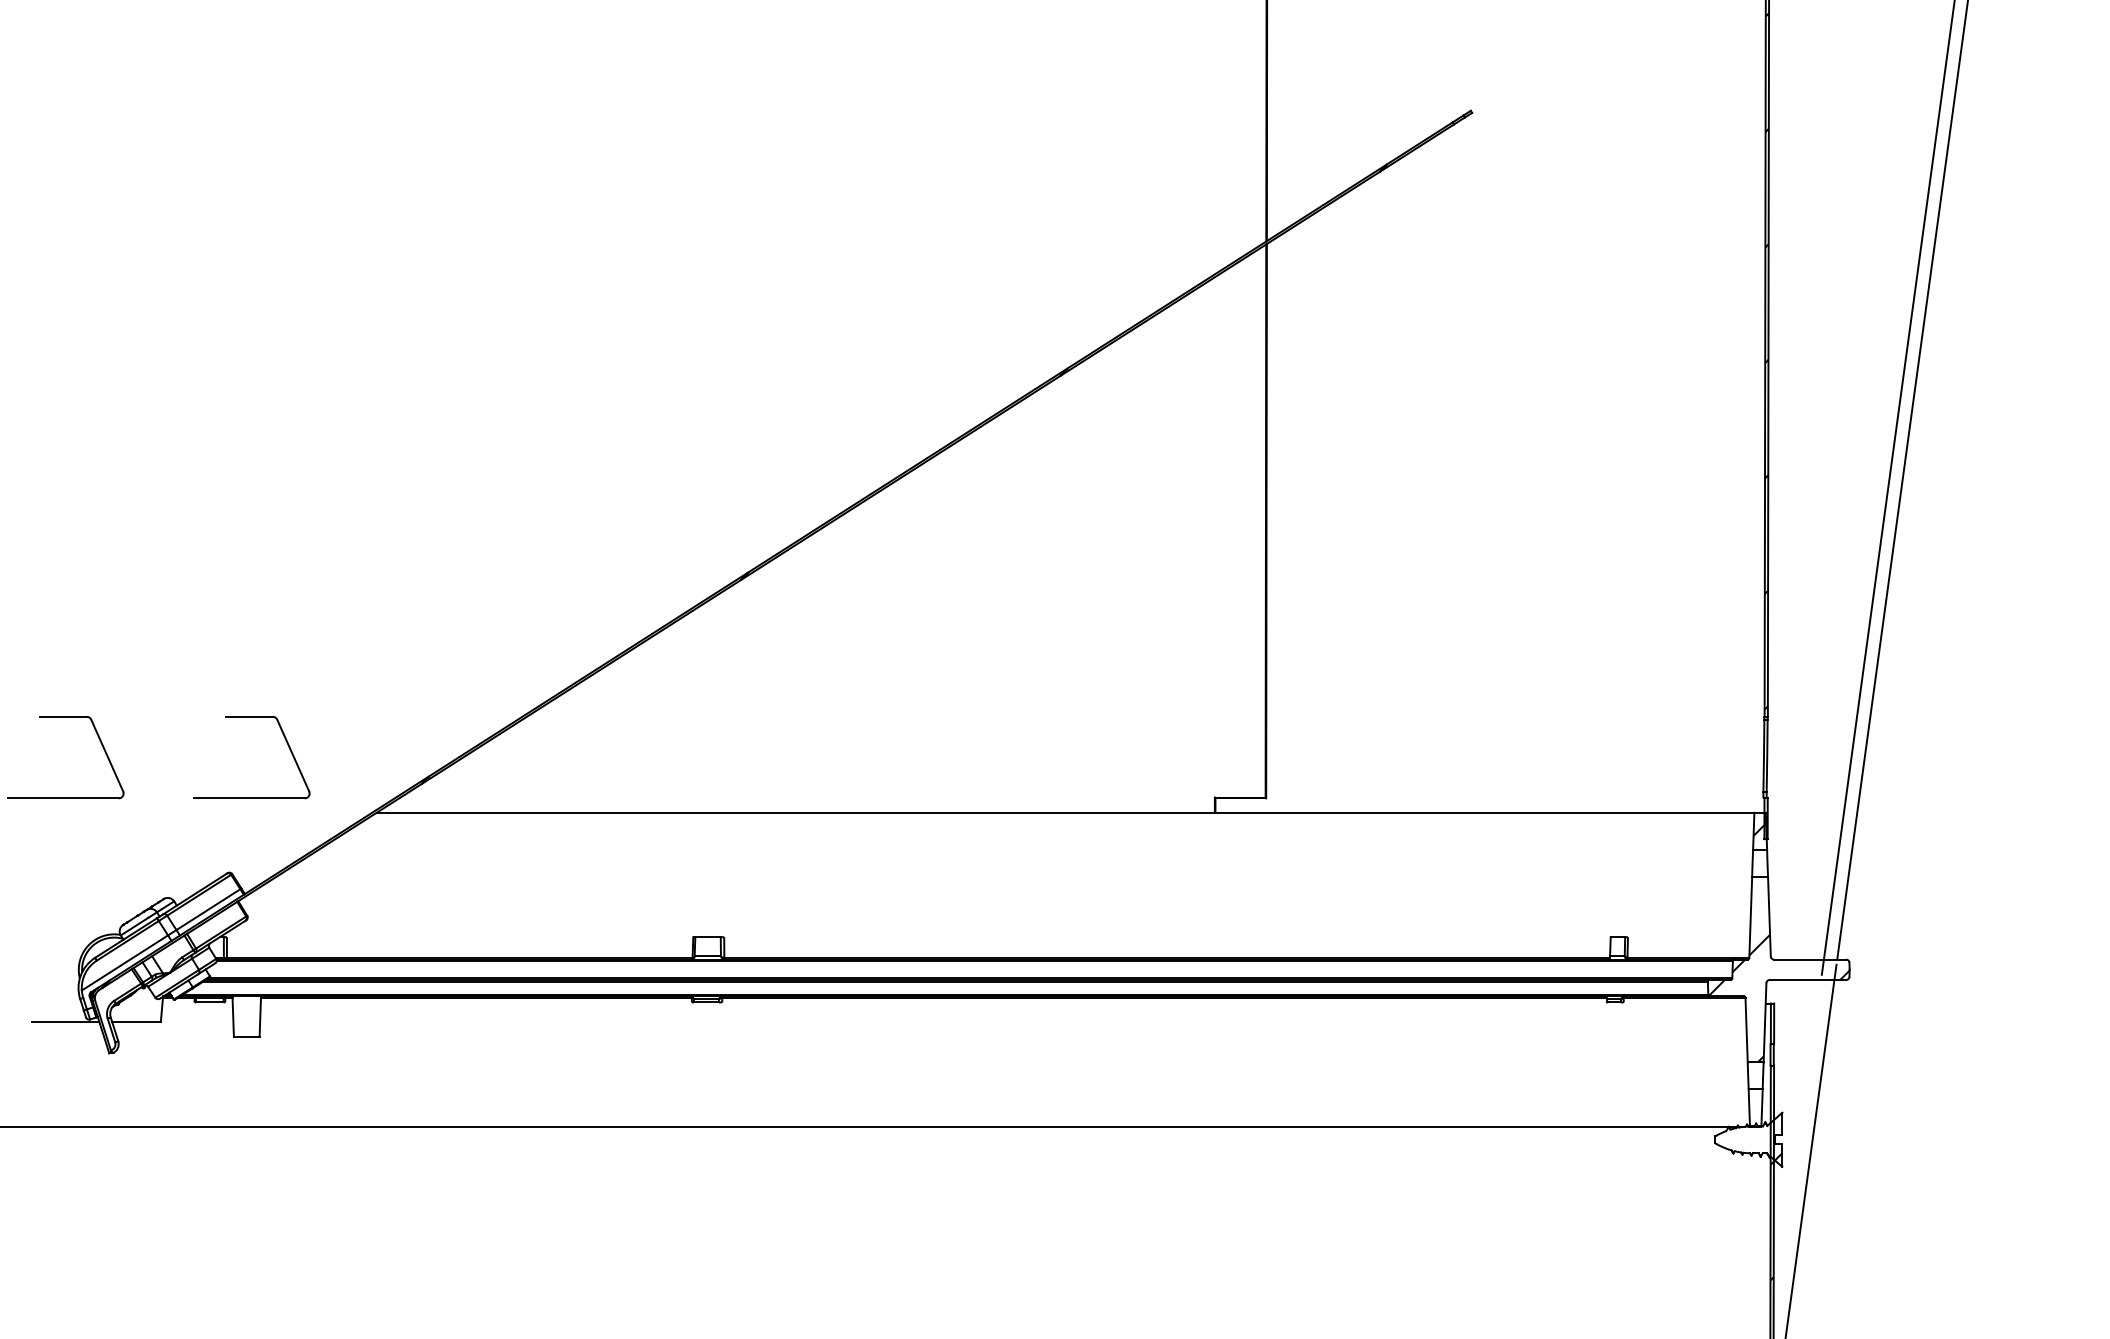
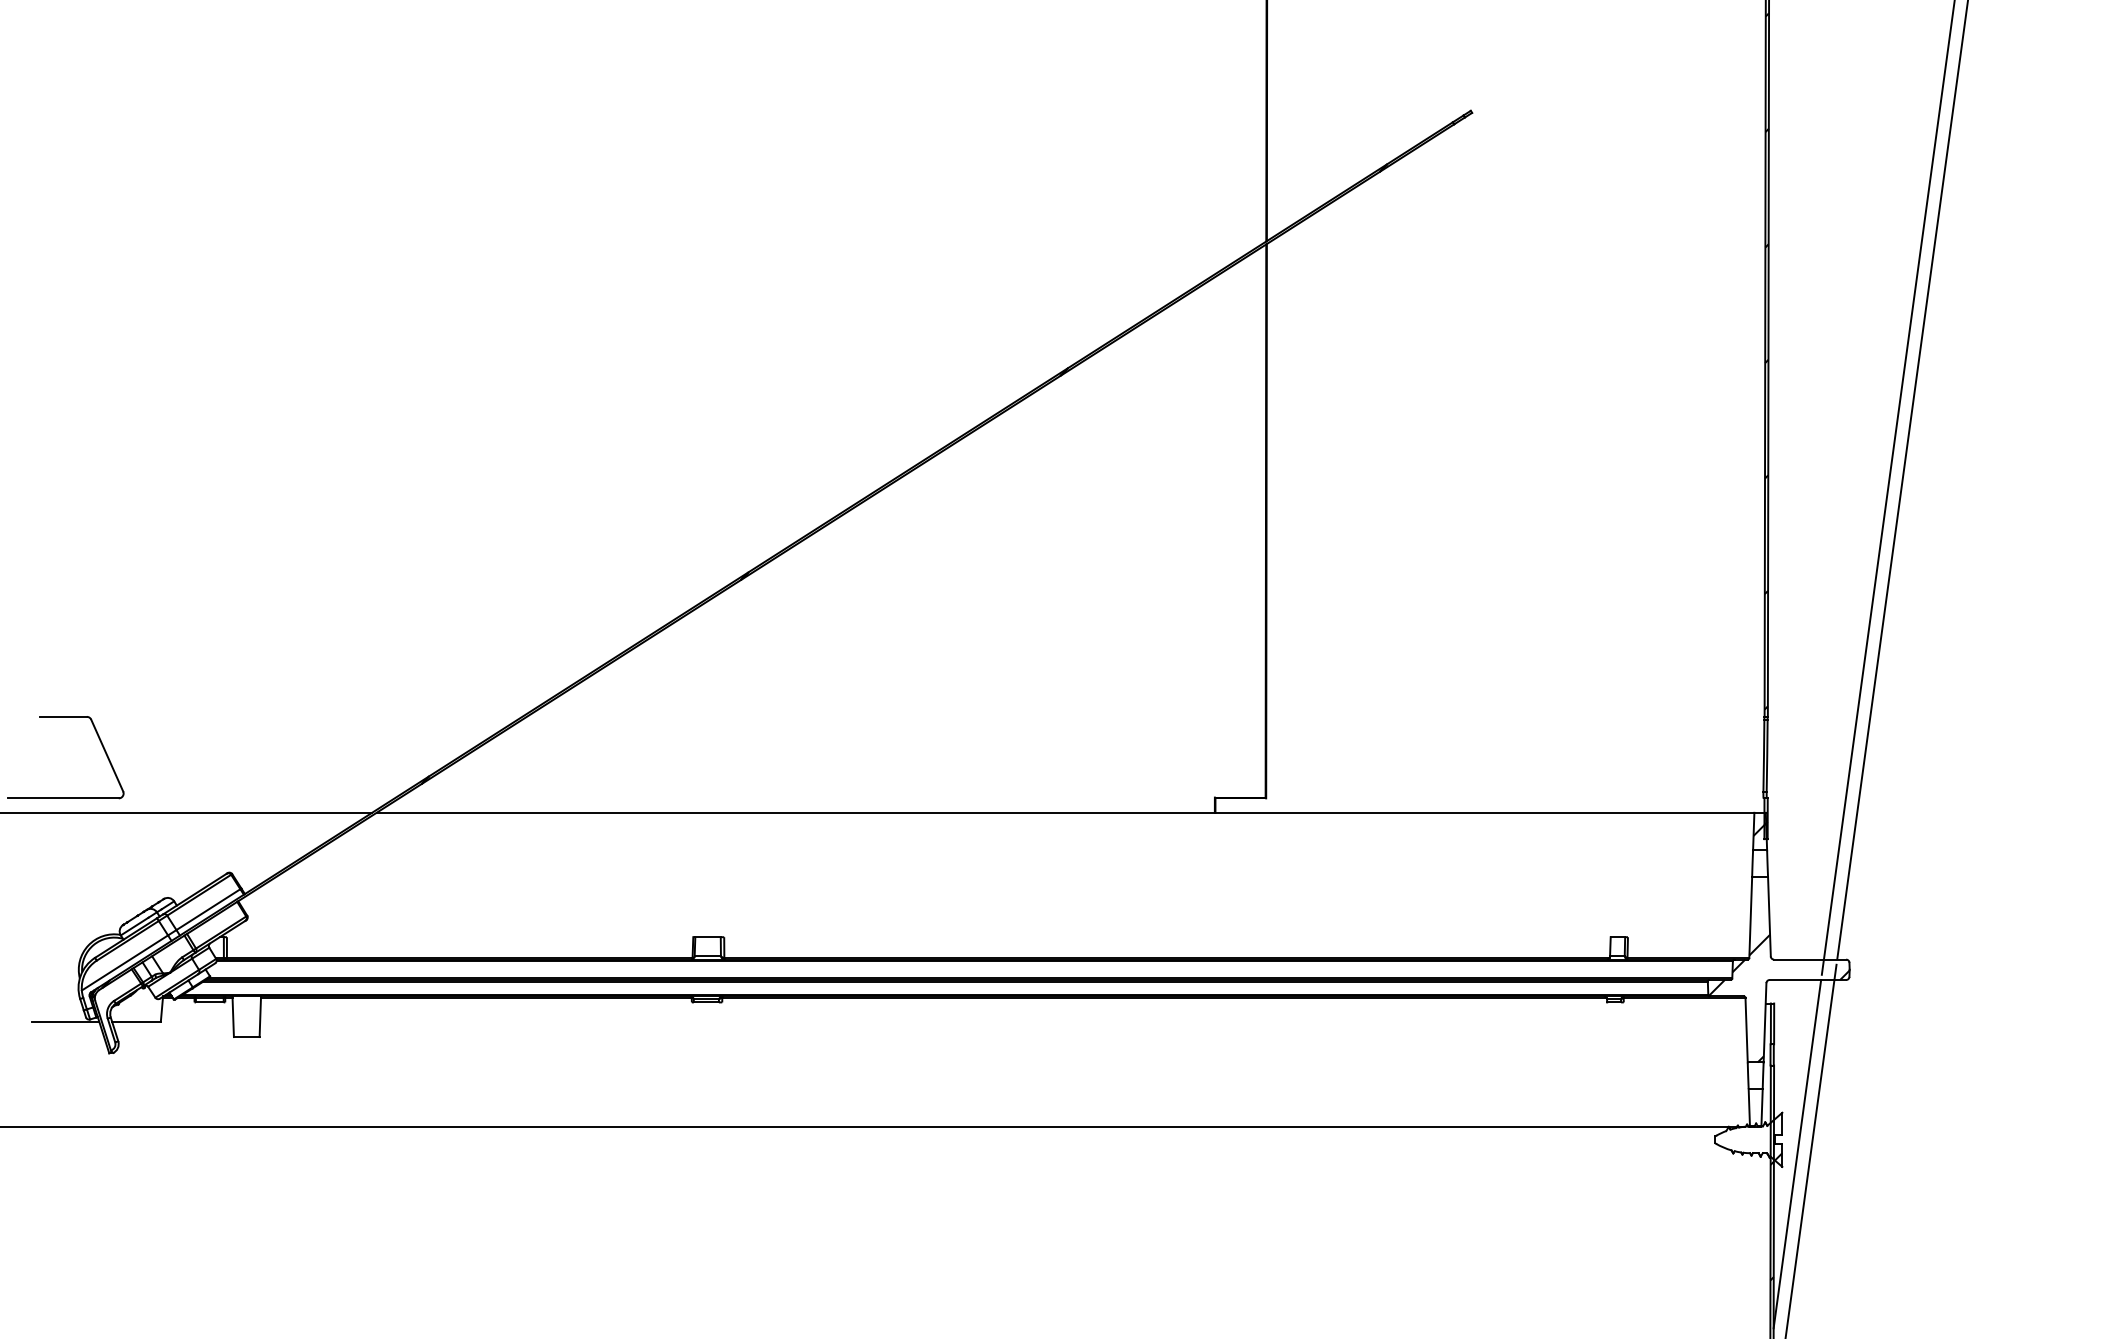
part: present -> none (286, 743)
line: none -> present (187, 812)
line: none -> present (1797, 1154)
